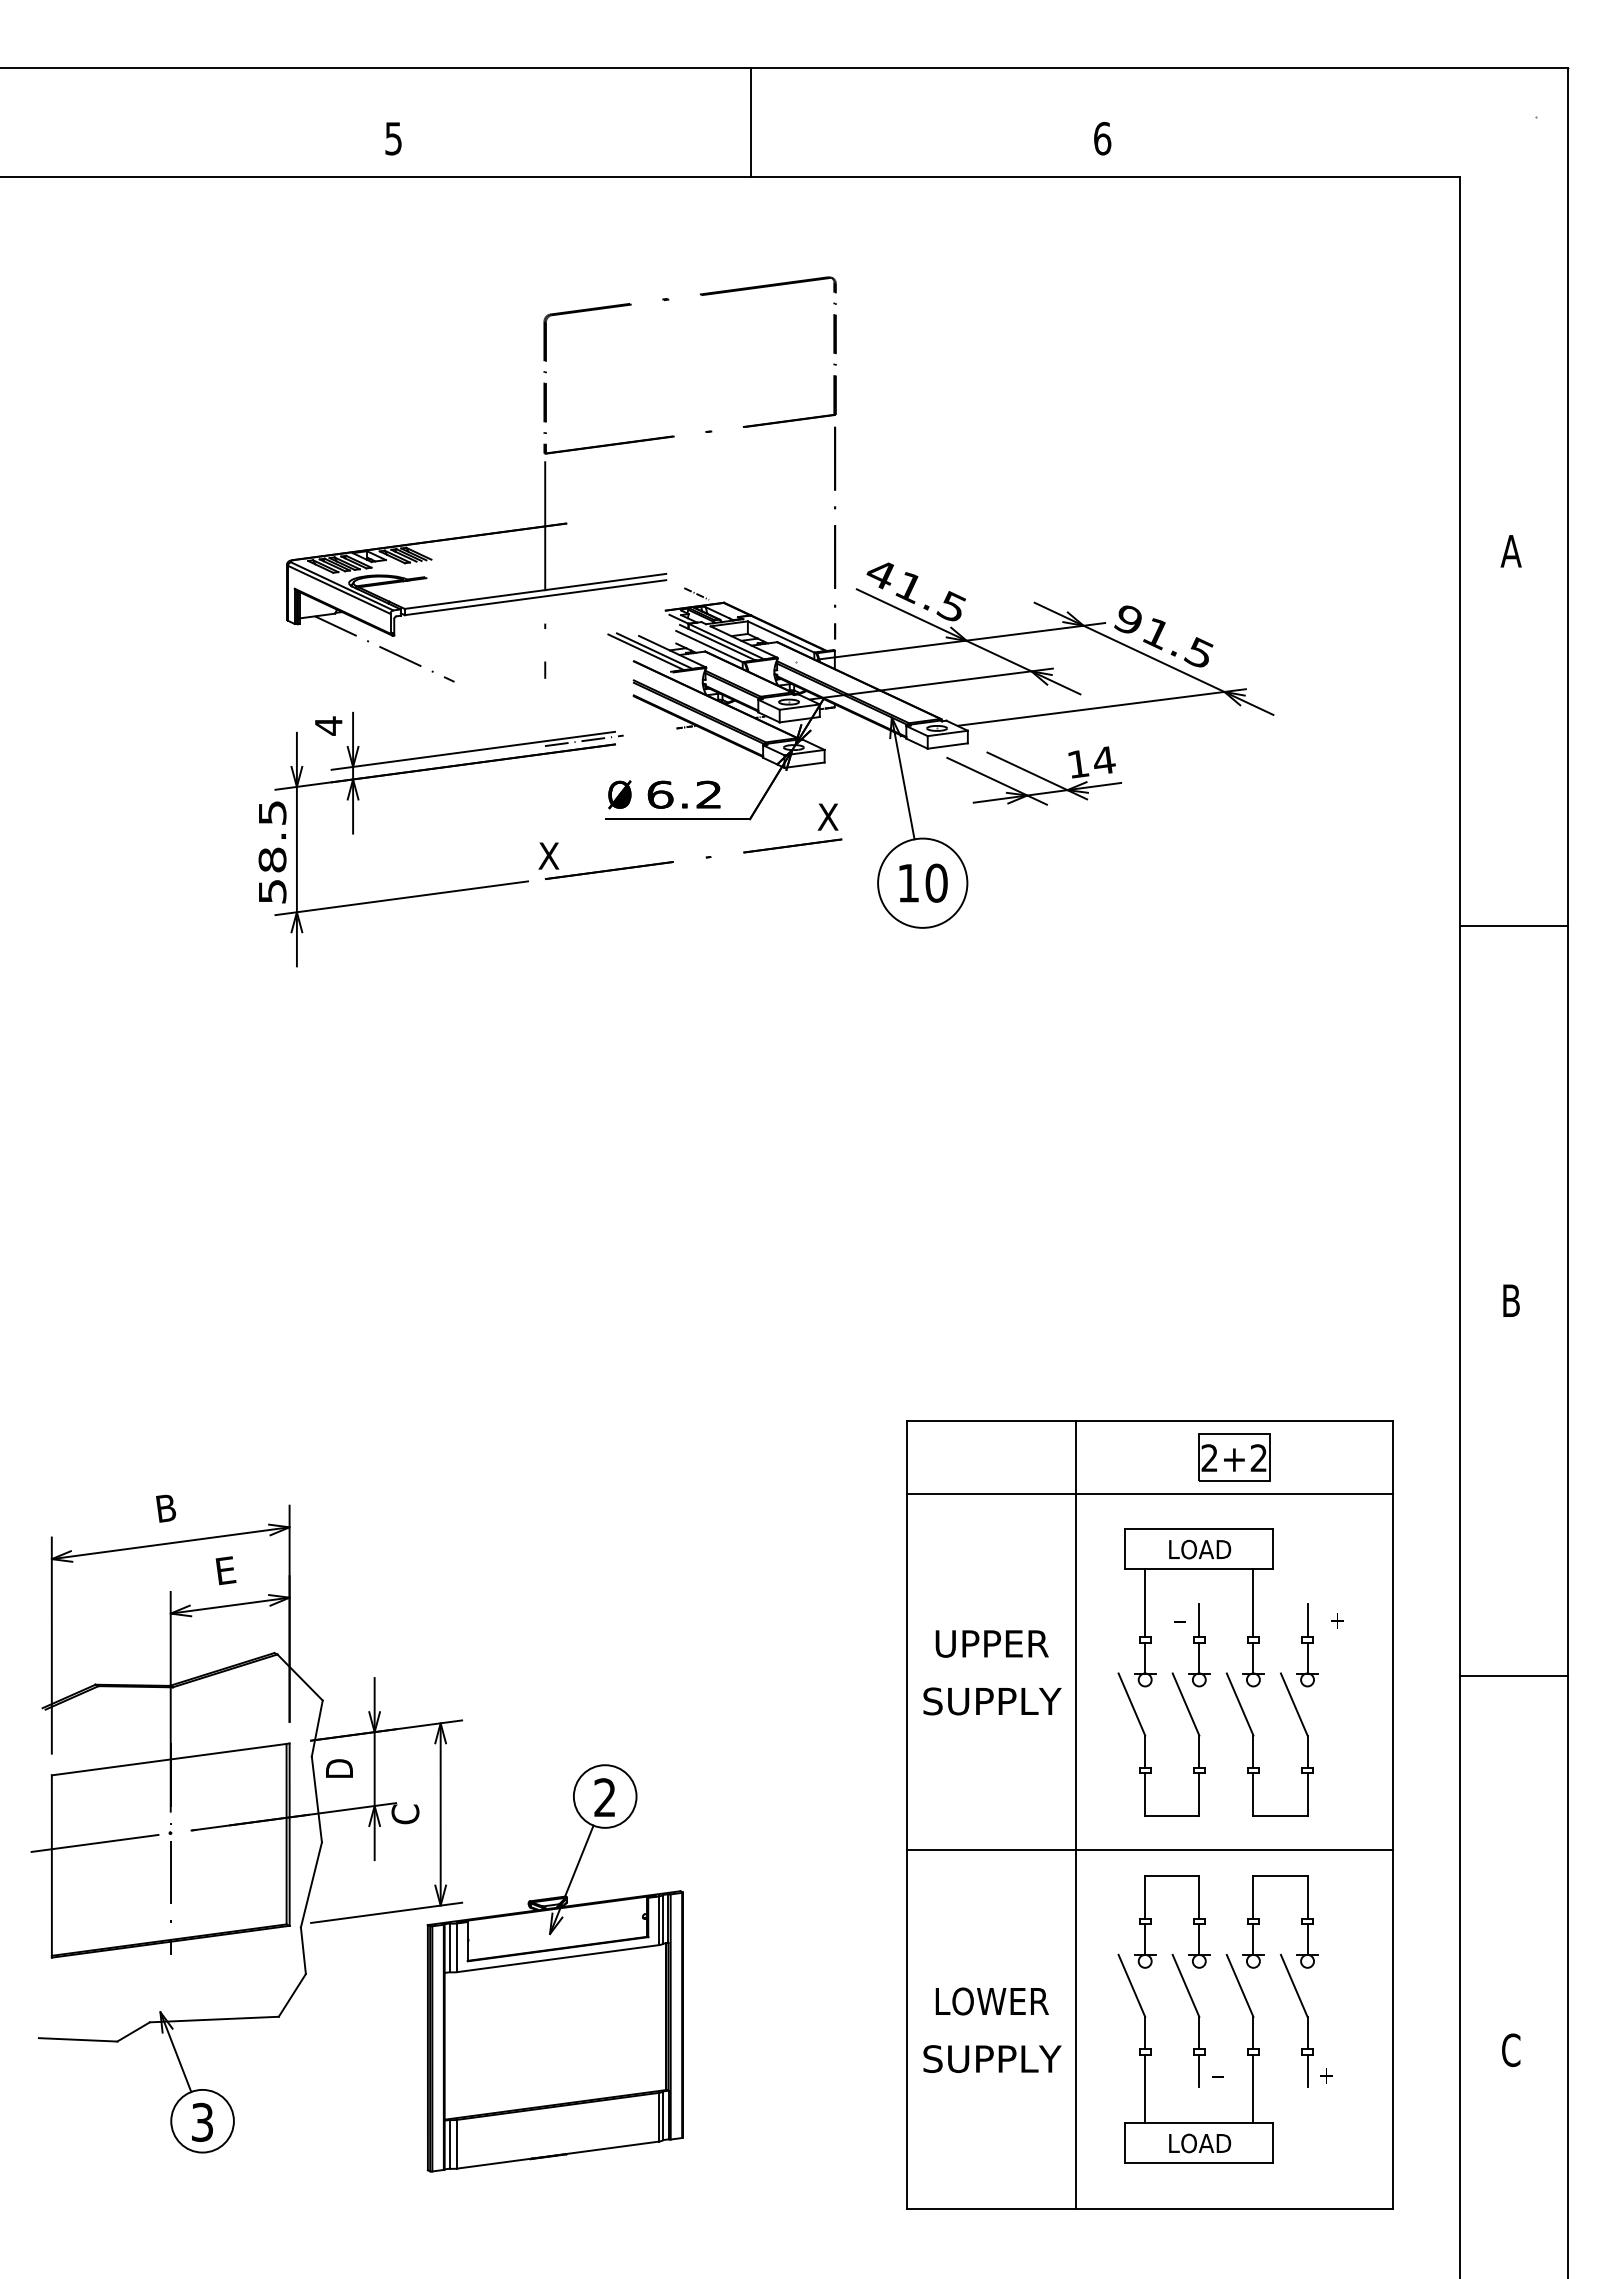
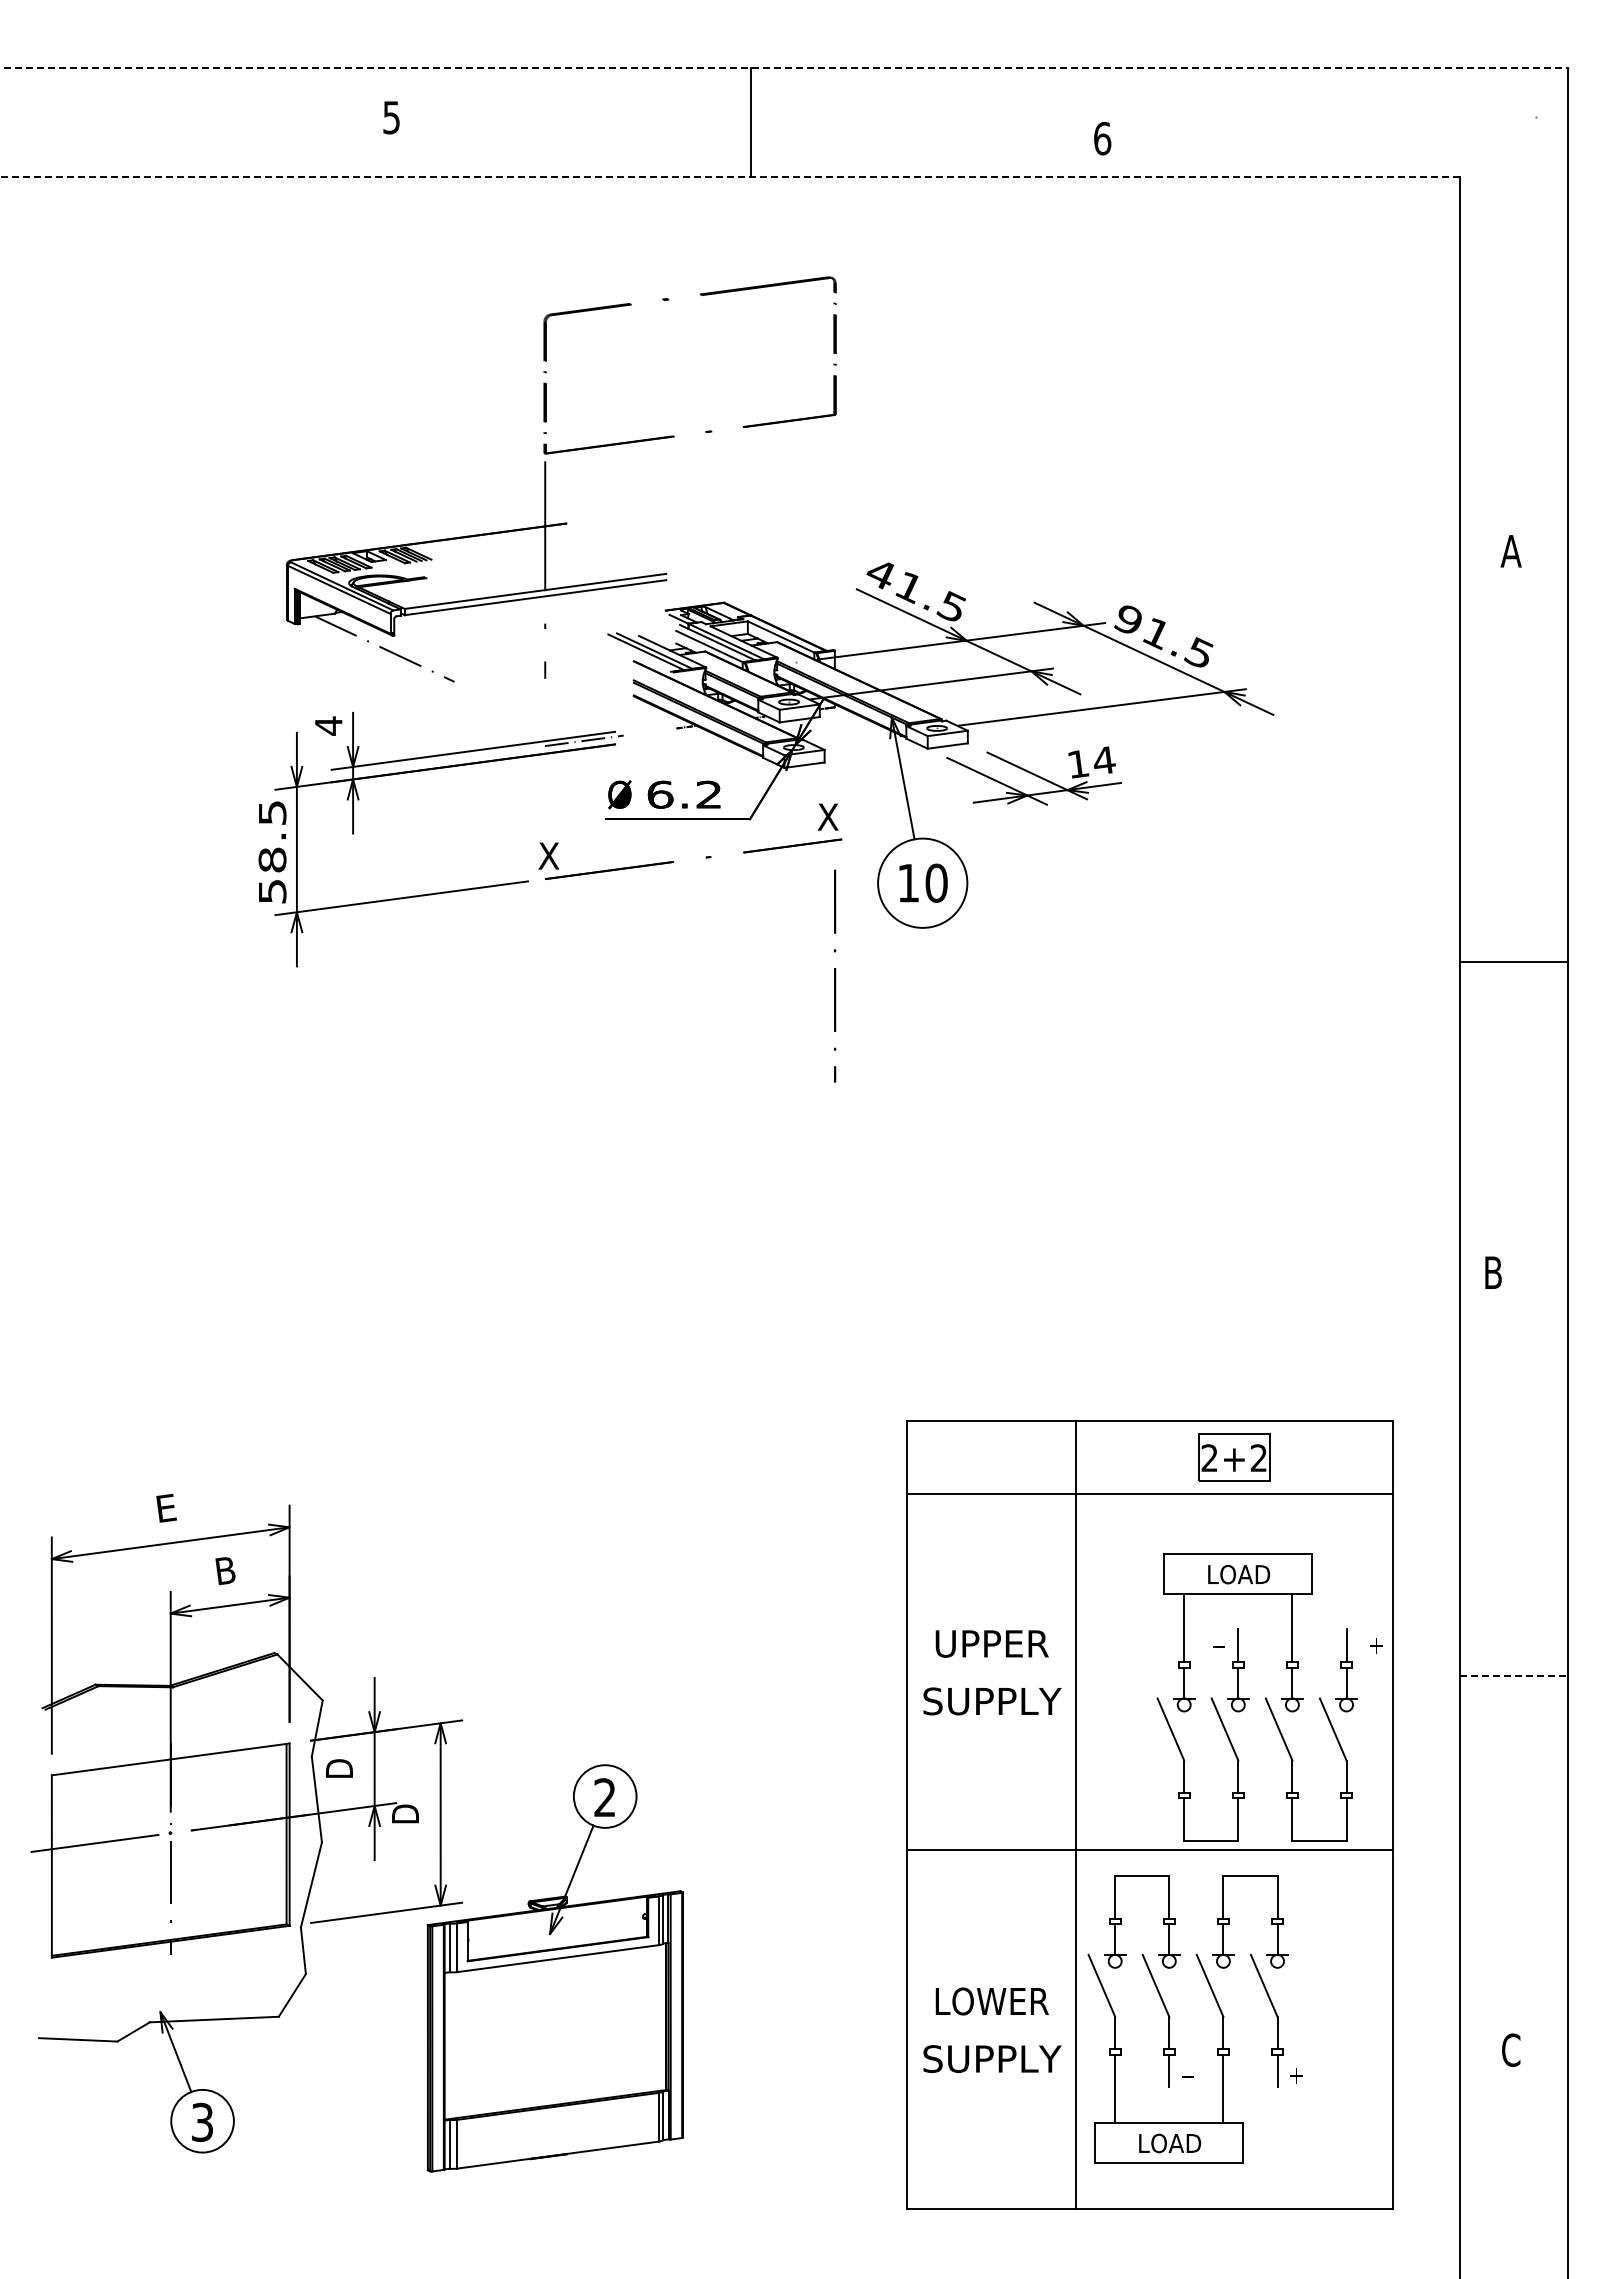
line: solid -> dashed (784, 68)
text position: (393, 138) -> (391, 117) (391, 117)
line: solid -> dashed (730, 176)
line position: (835, 532) -> (835, 975) (835, 975)
line: present -> none (696, 593)
line position: (1514, 926) -> (1514, 962) (1514, 962)
text position: (1511, 1300) -> (1493, 1272) (1493, 1272)
text: B -> E (166, 1507)
text: E -> B (225, 1570)
part position: (1230, 1672) -> (1269, 1697) (1269, 1697)
line: solid -> dashed (1514, 1675)
text: C -> D (405, 1814)
part position: (1200, 2017) -> (1170, 2017) (1170, 2017)
